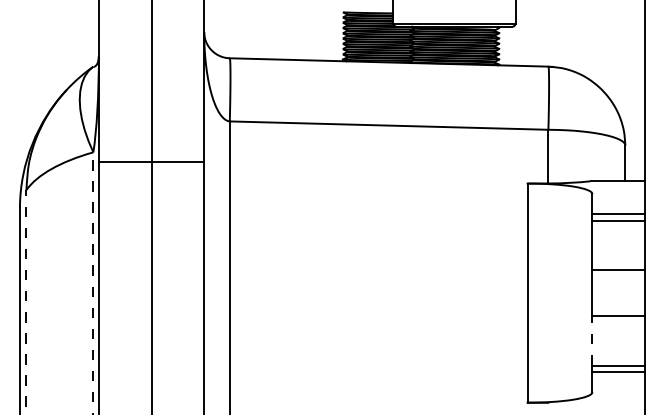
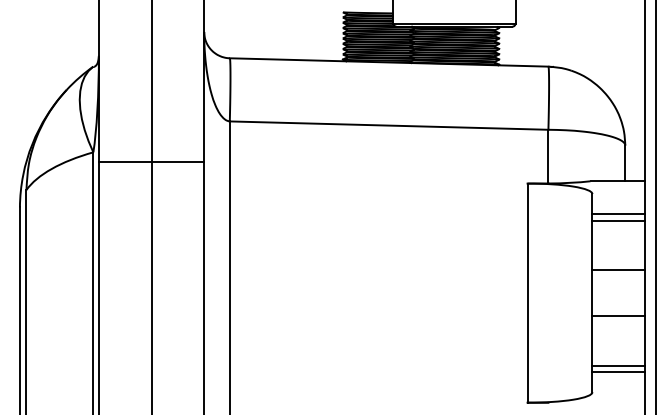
line: none -> present (656, 206)
line: dashed -> solid (93, 283)
line: dashed -> solid (26, 302)
line: dashed -> solid (592, 340)
